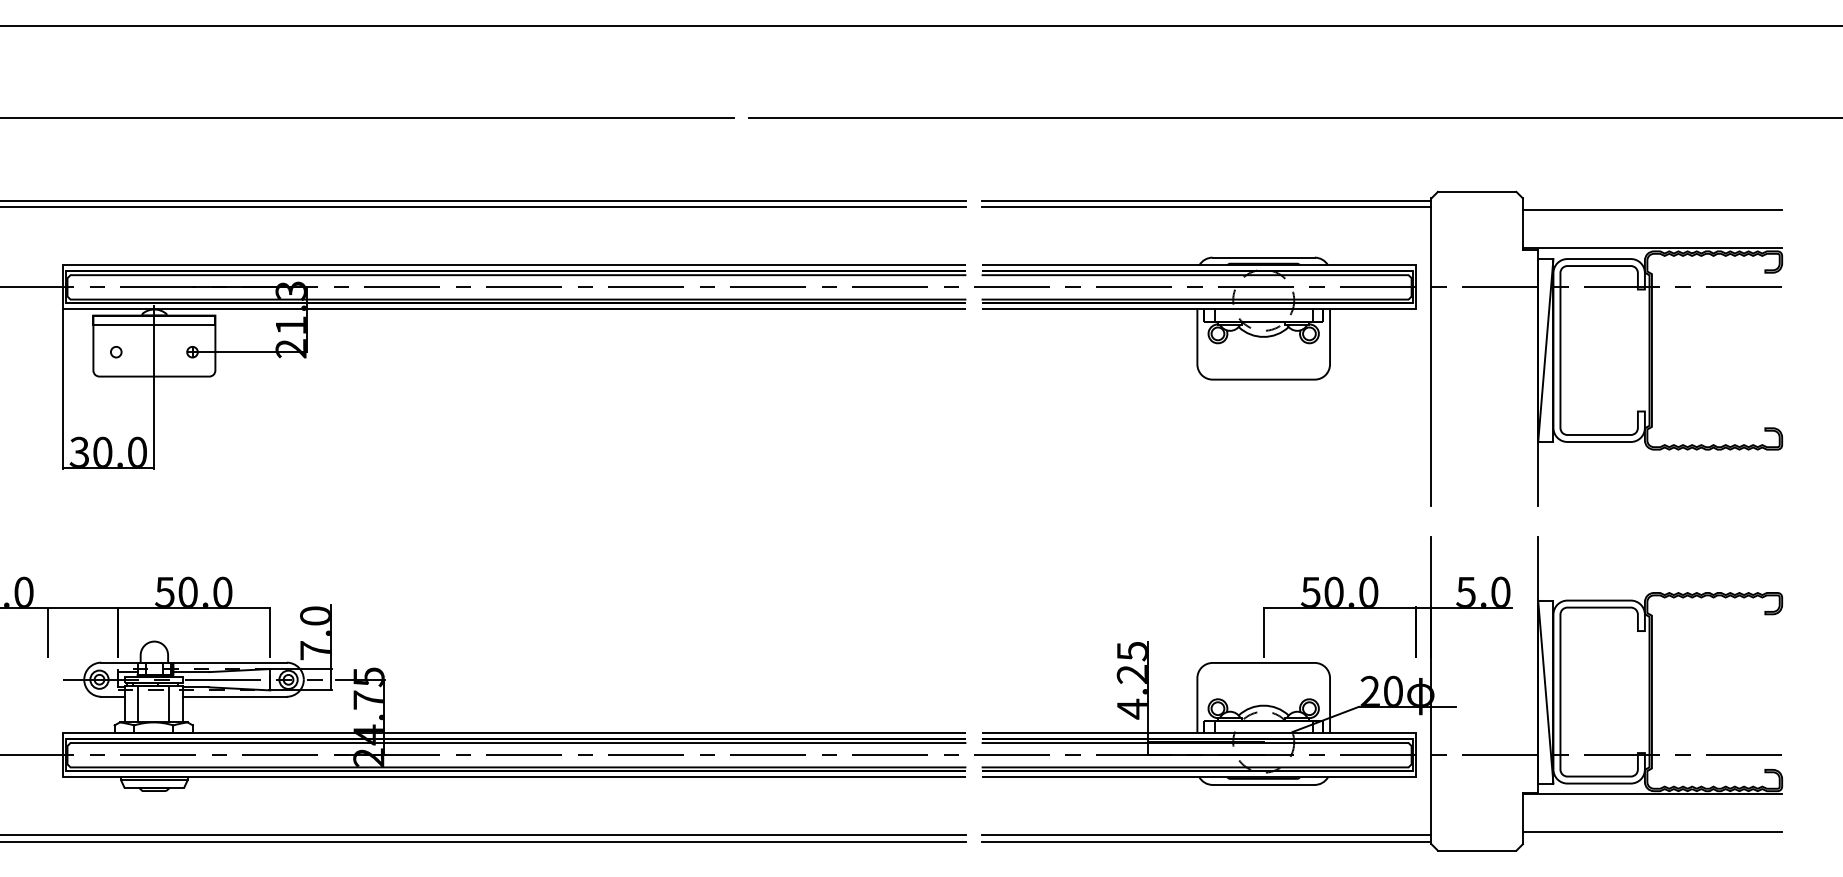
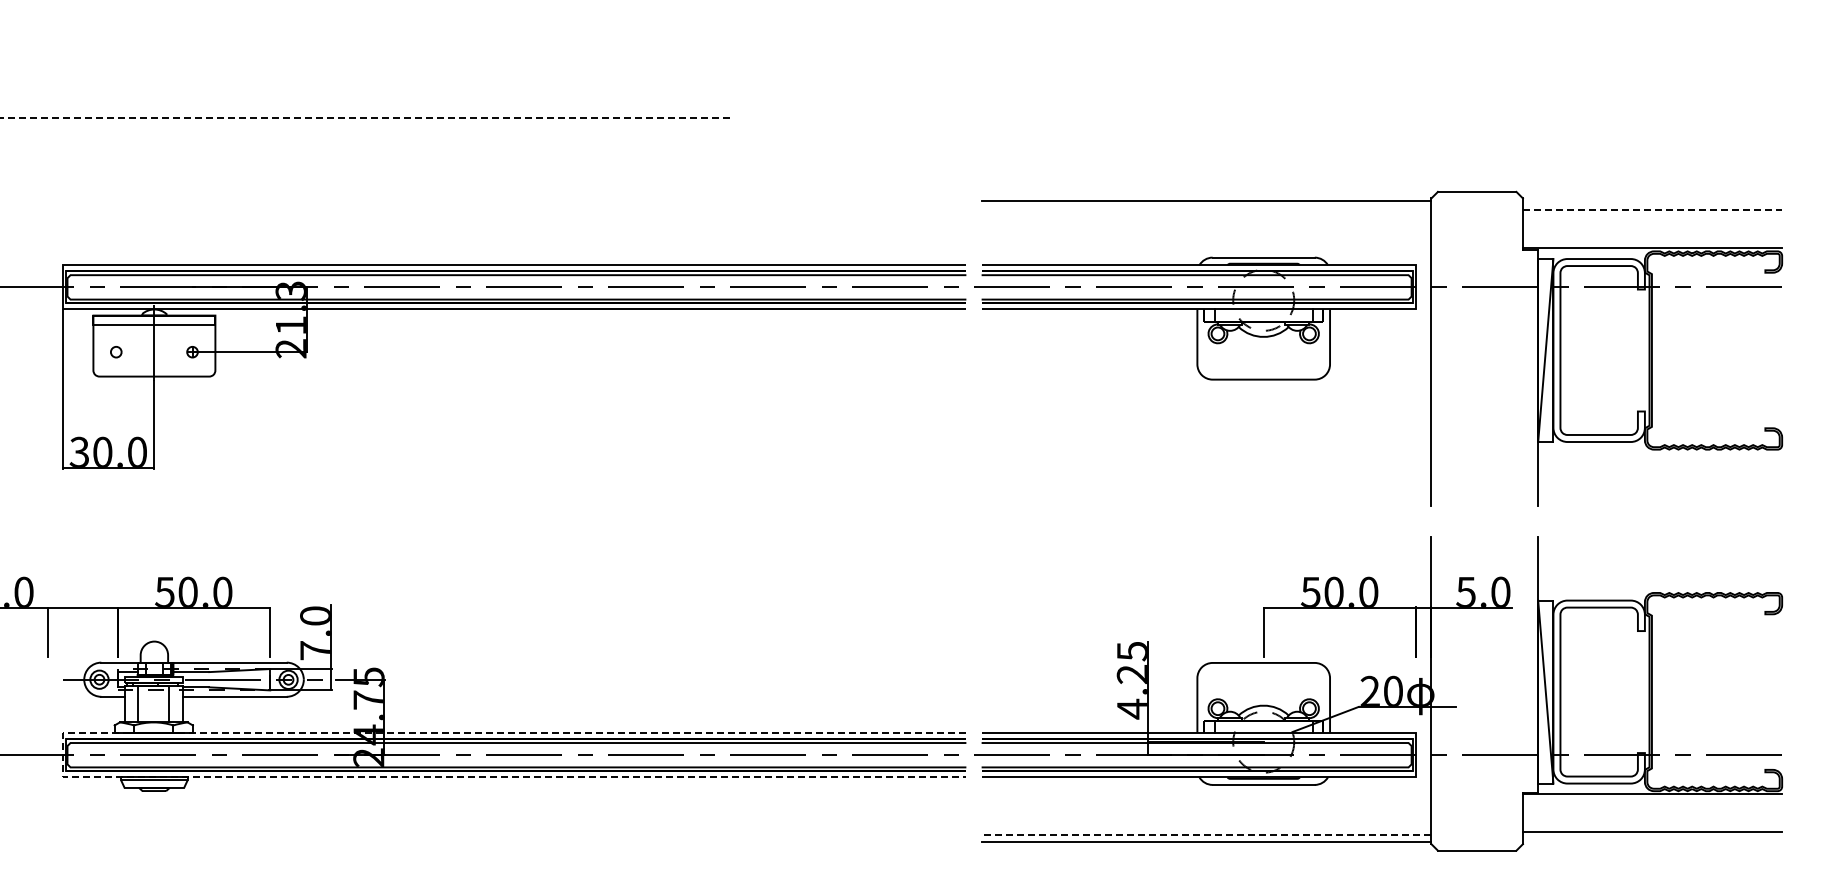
line: present -> none (920, 26)
line: solid -> dashed (367, 117)
line: present -> none (1294, 117)
line: present -> none (484, 201)
line: present -> none (484, 207)
line: present -> none (1206, 207)
line: solid -> dashed (1652, 210)
line: solid -> dashed (62, 755)
line: present -> none (484, 835)
line: solid -> dashed (1206, 835)
line: present -> none (484, 841)
